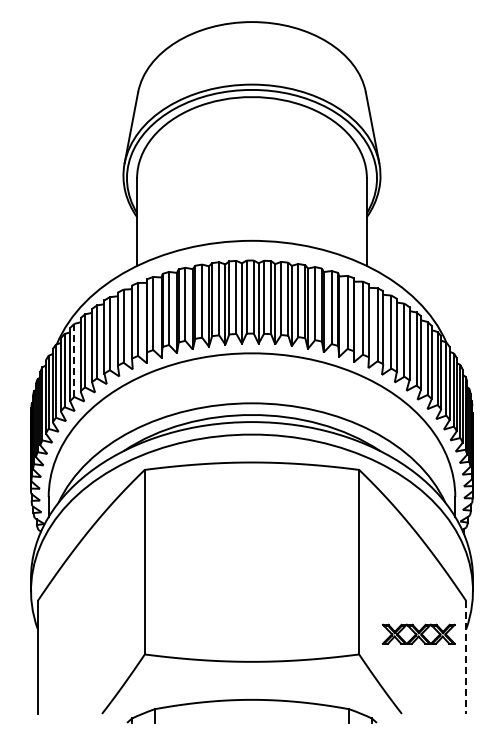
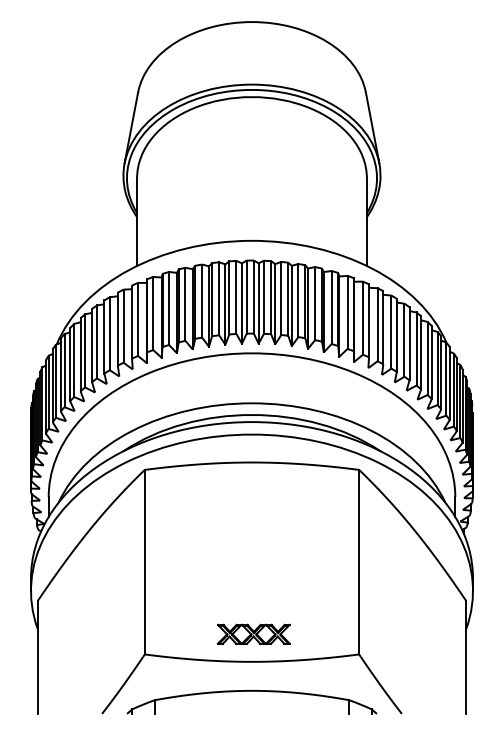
line: dashed -> solid (74, 360)
part position: (418, 633) -> (253, 633) (253, 633)
line: dashed -> solid (466, 658)
part position: (251, 700) -> (251, 691) (251, 691)
